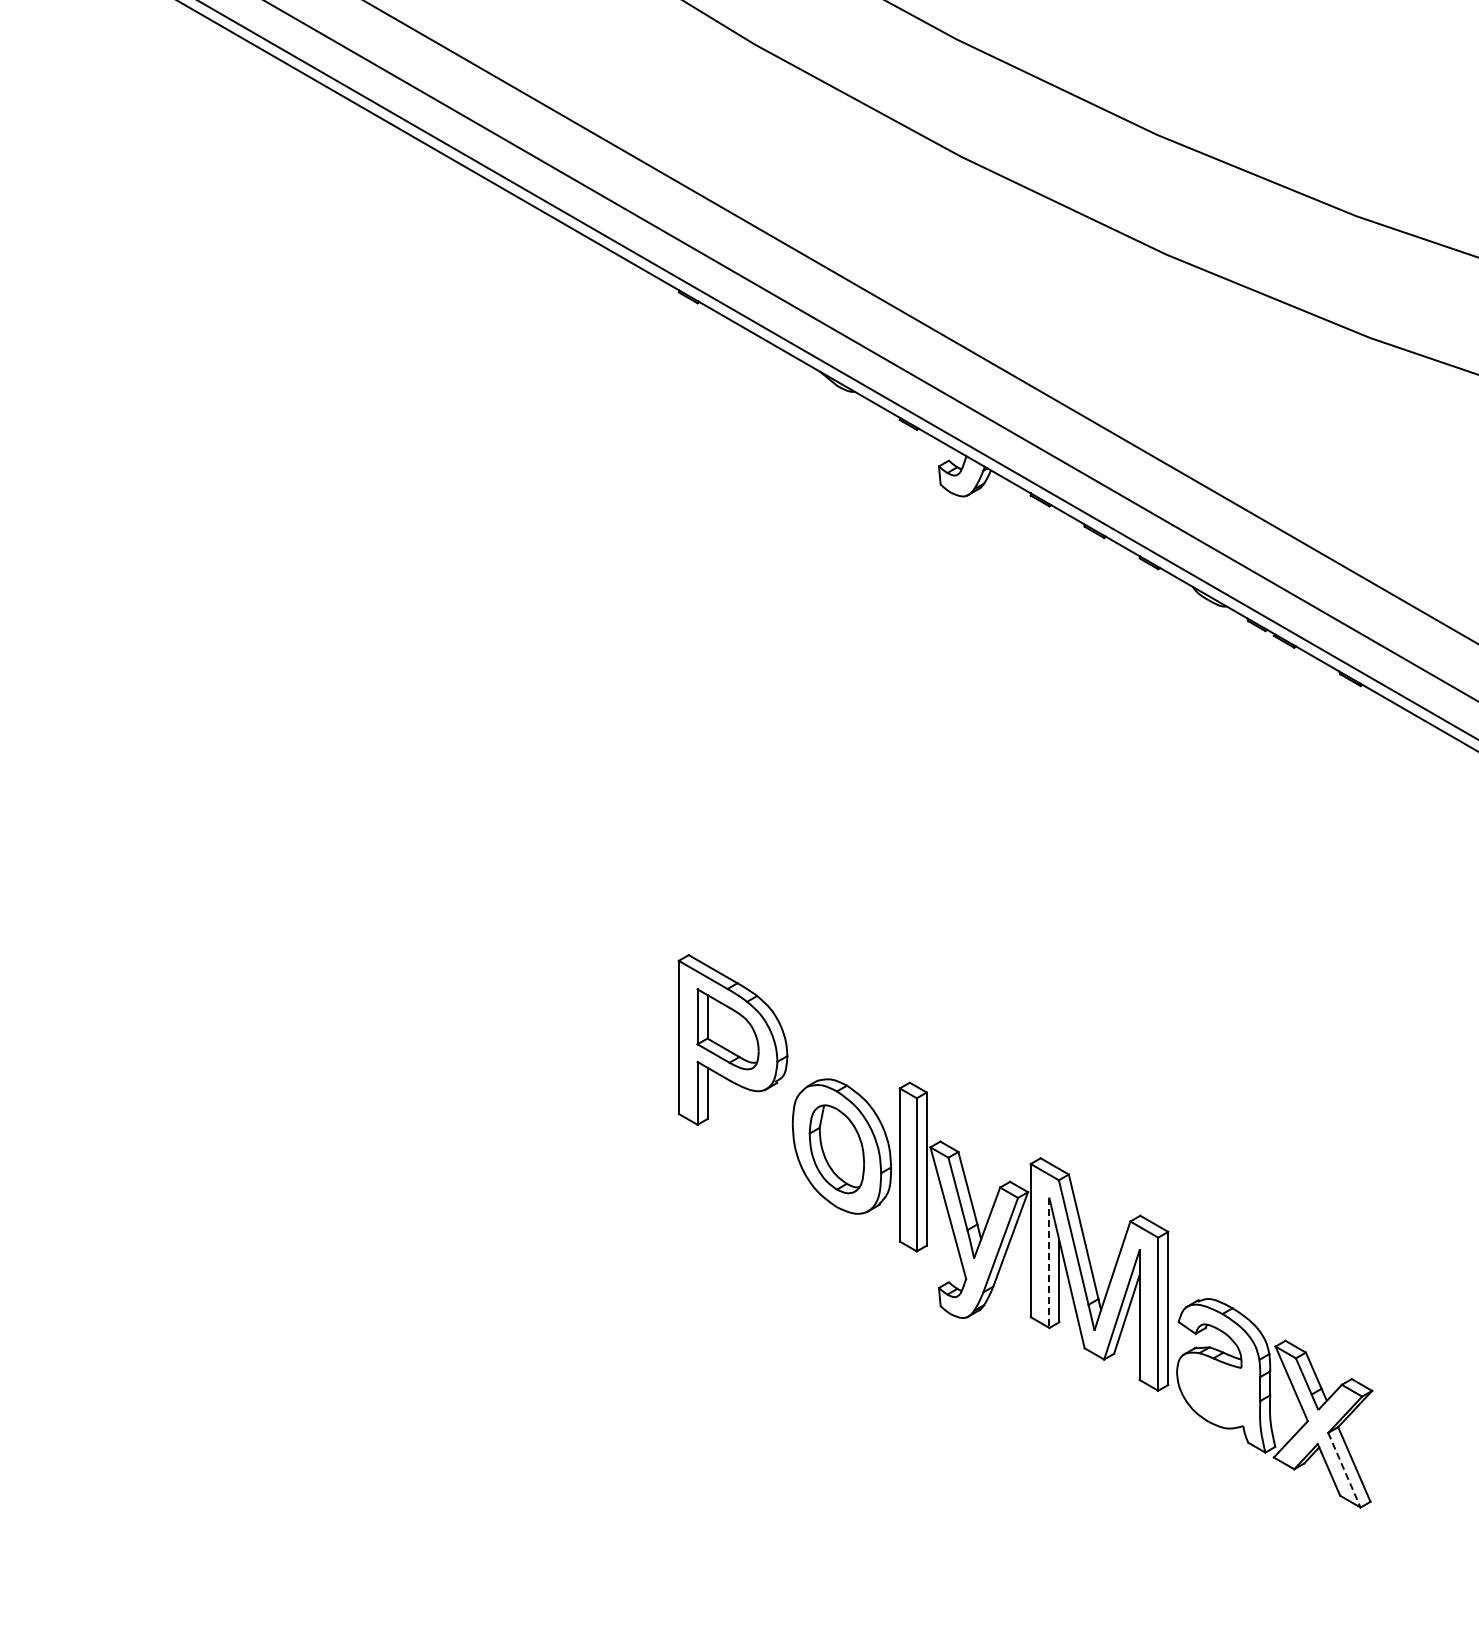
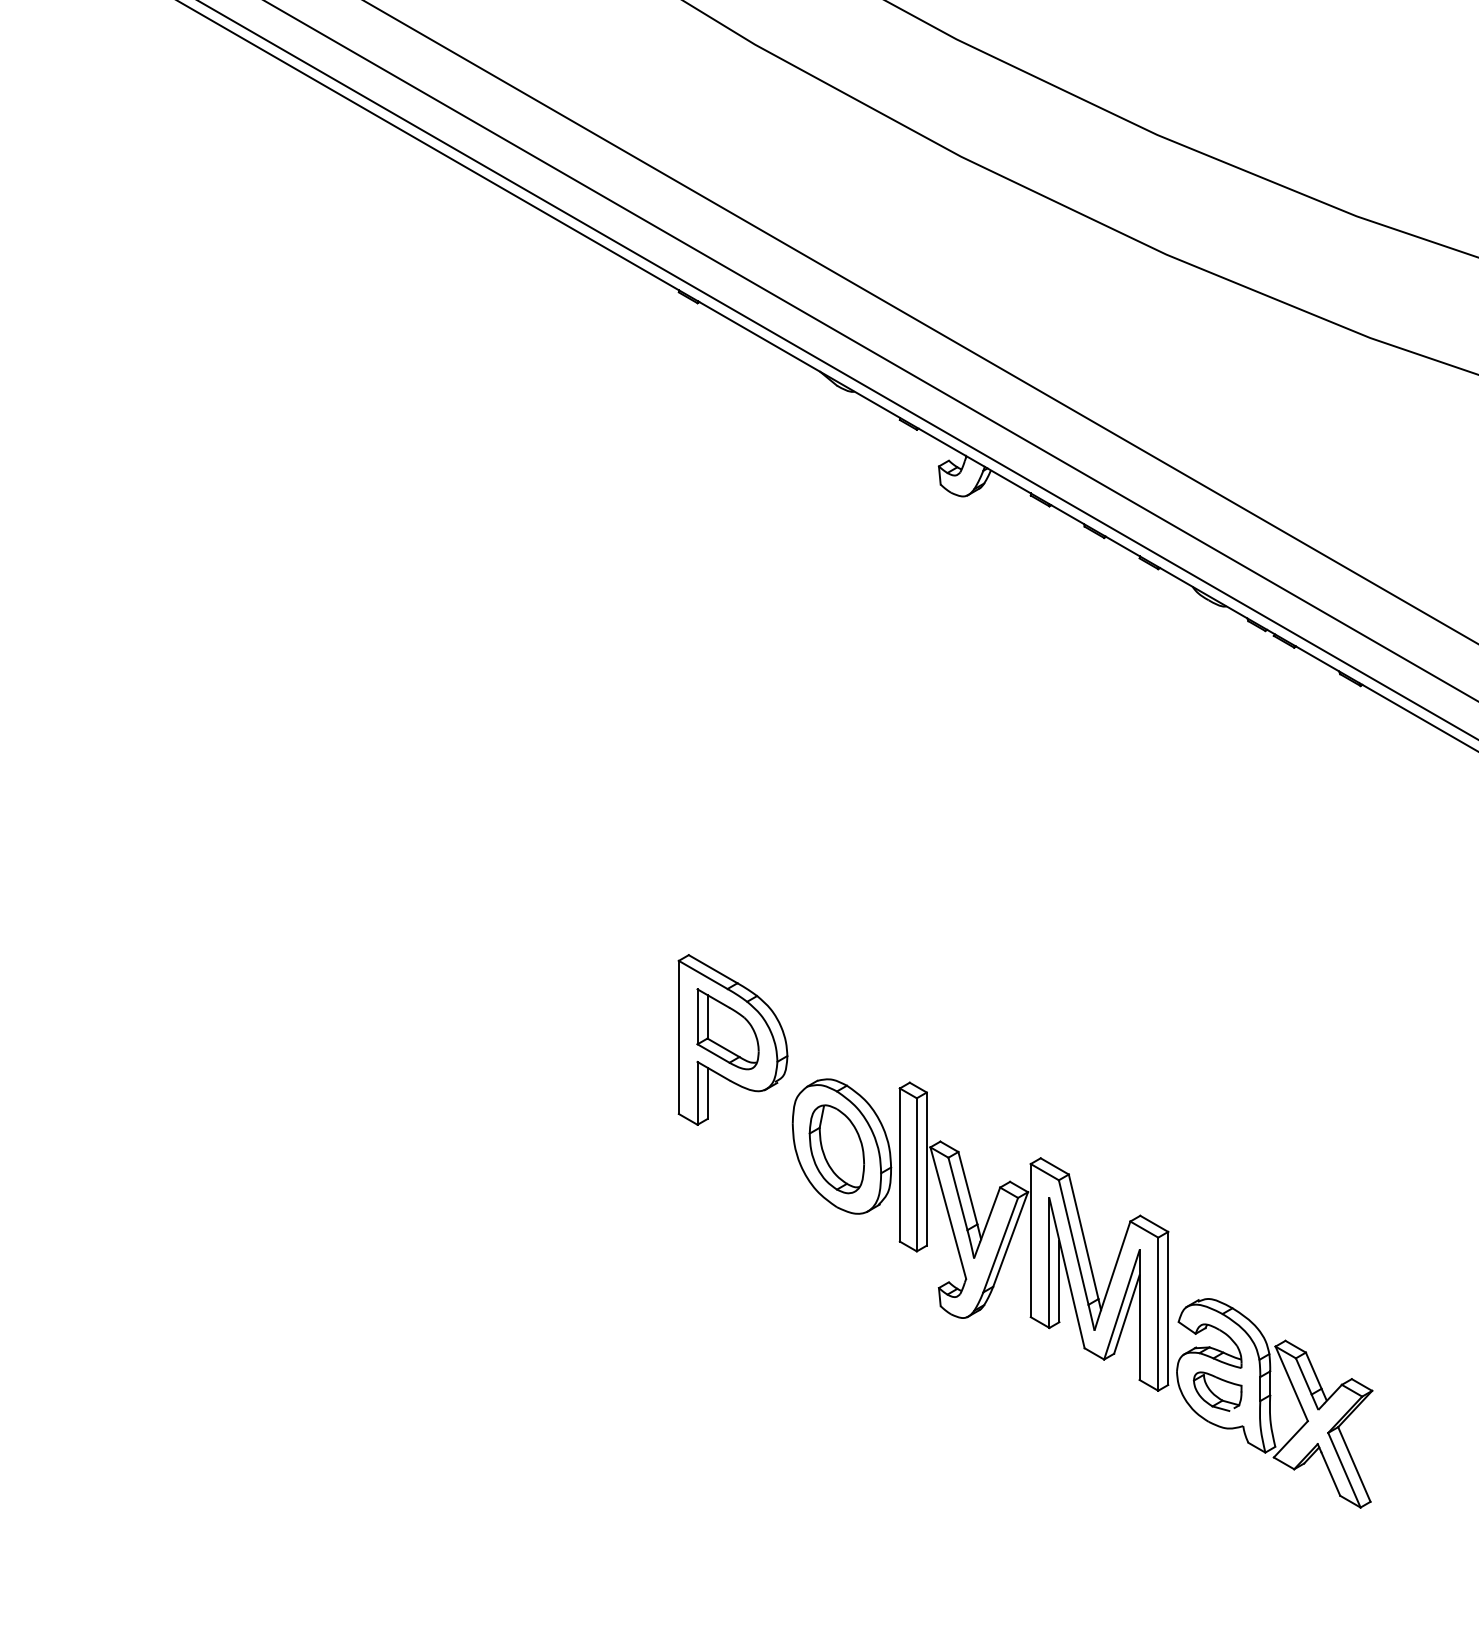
line: dashed -> solid (1049, 1263)
part: none -> present (1217, 1391)
line: dashed -> solid (1344, 1470)
